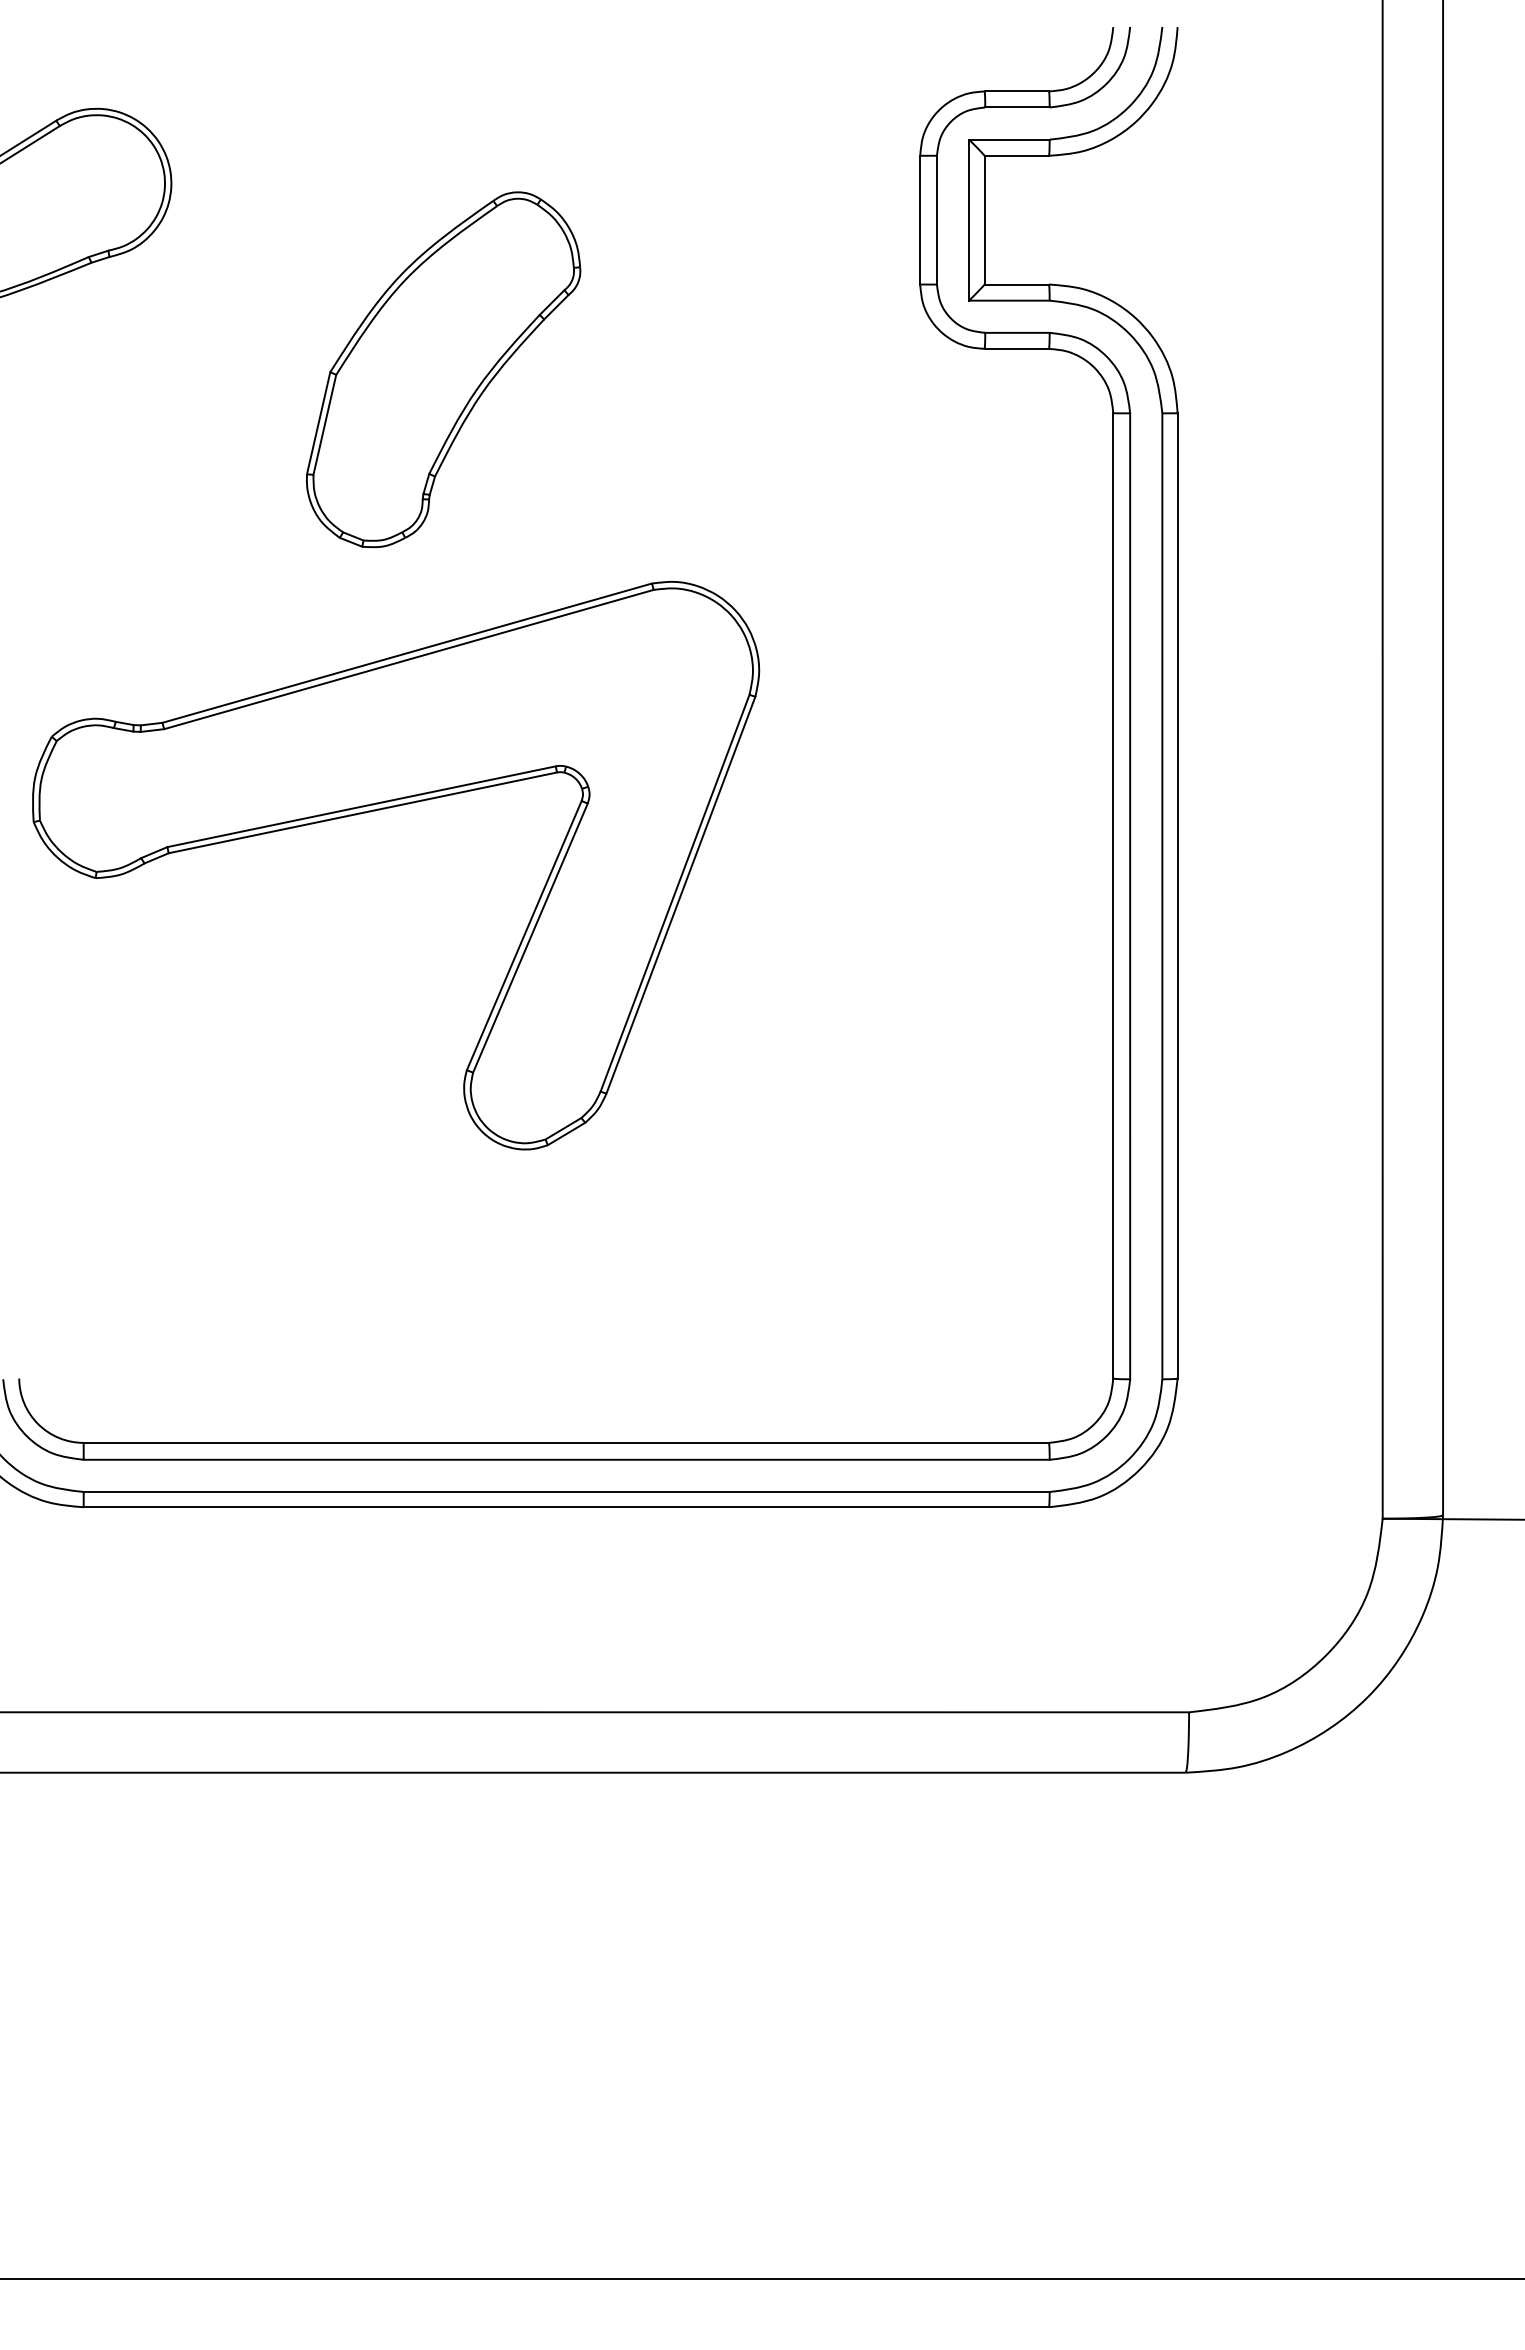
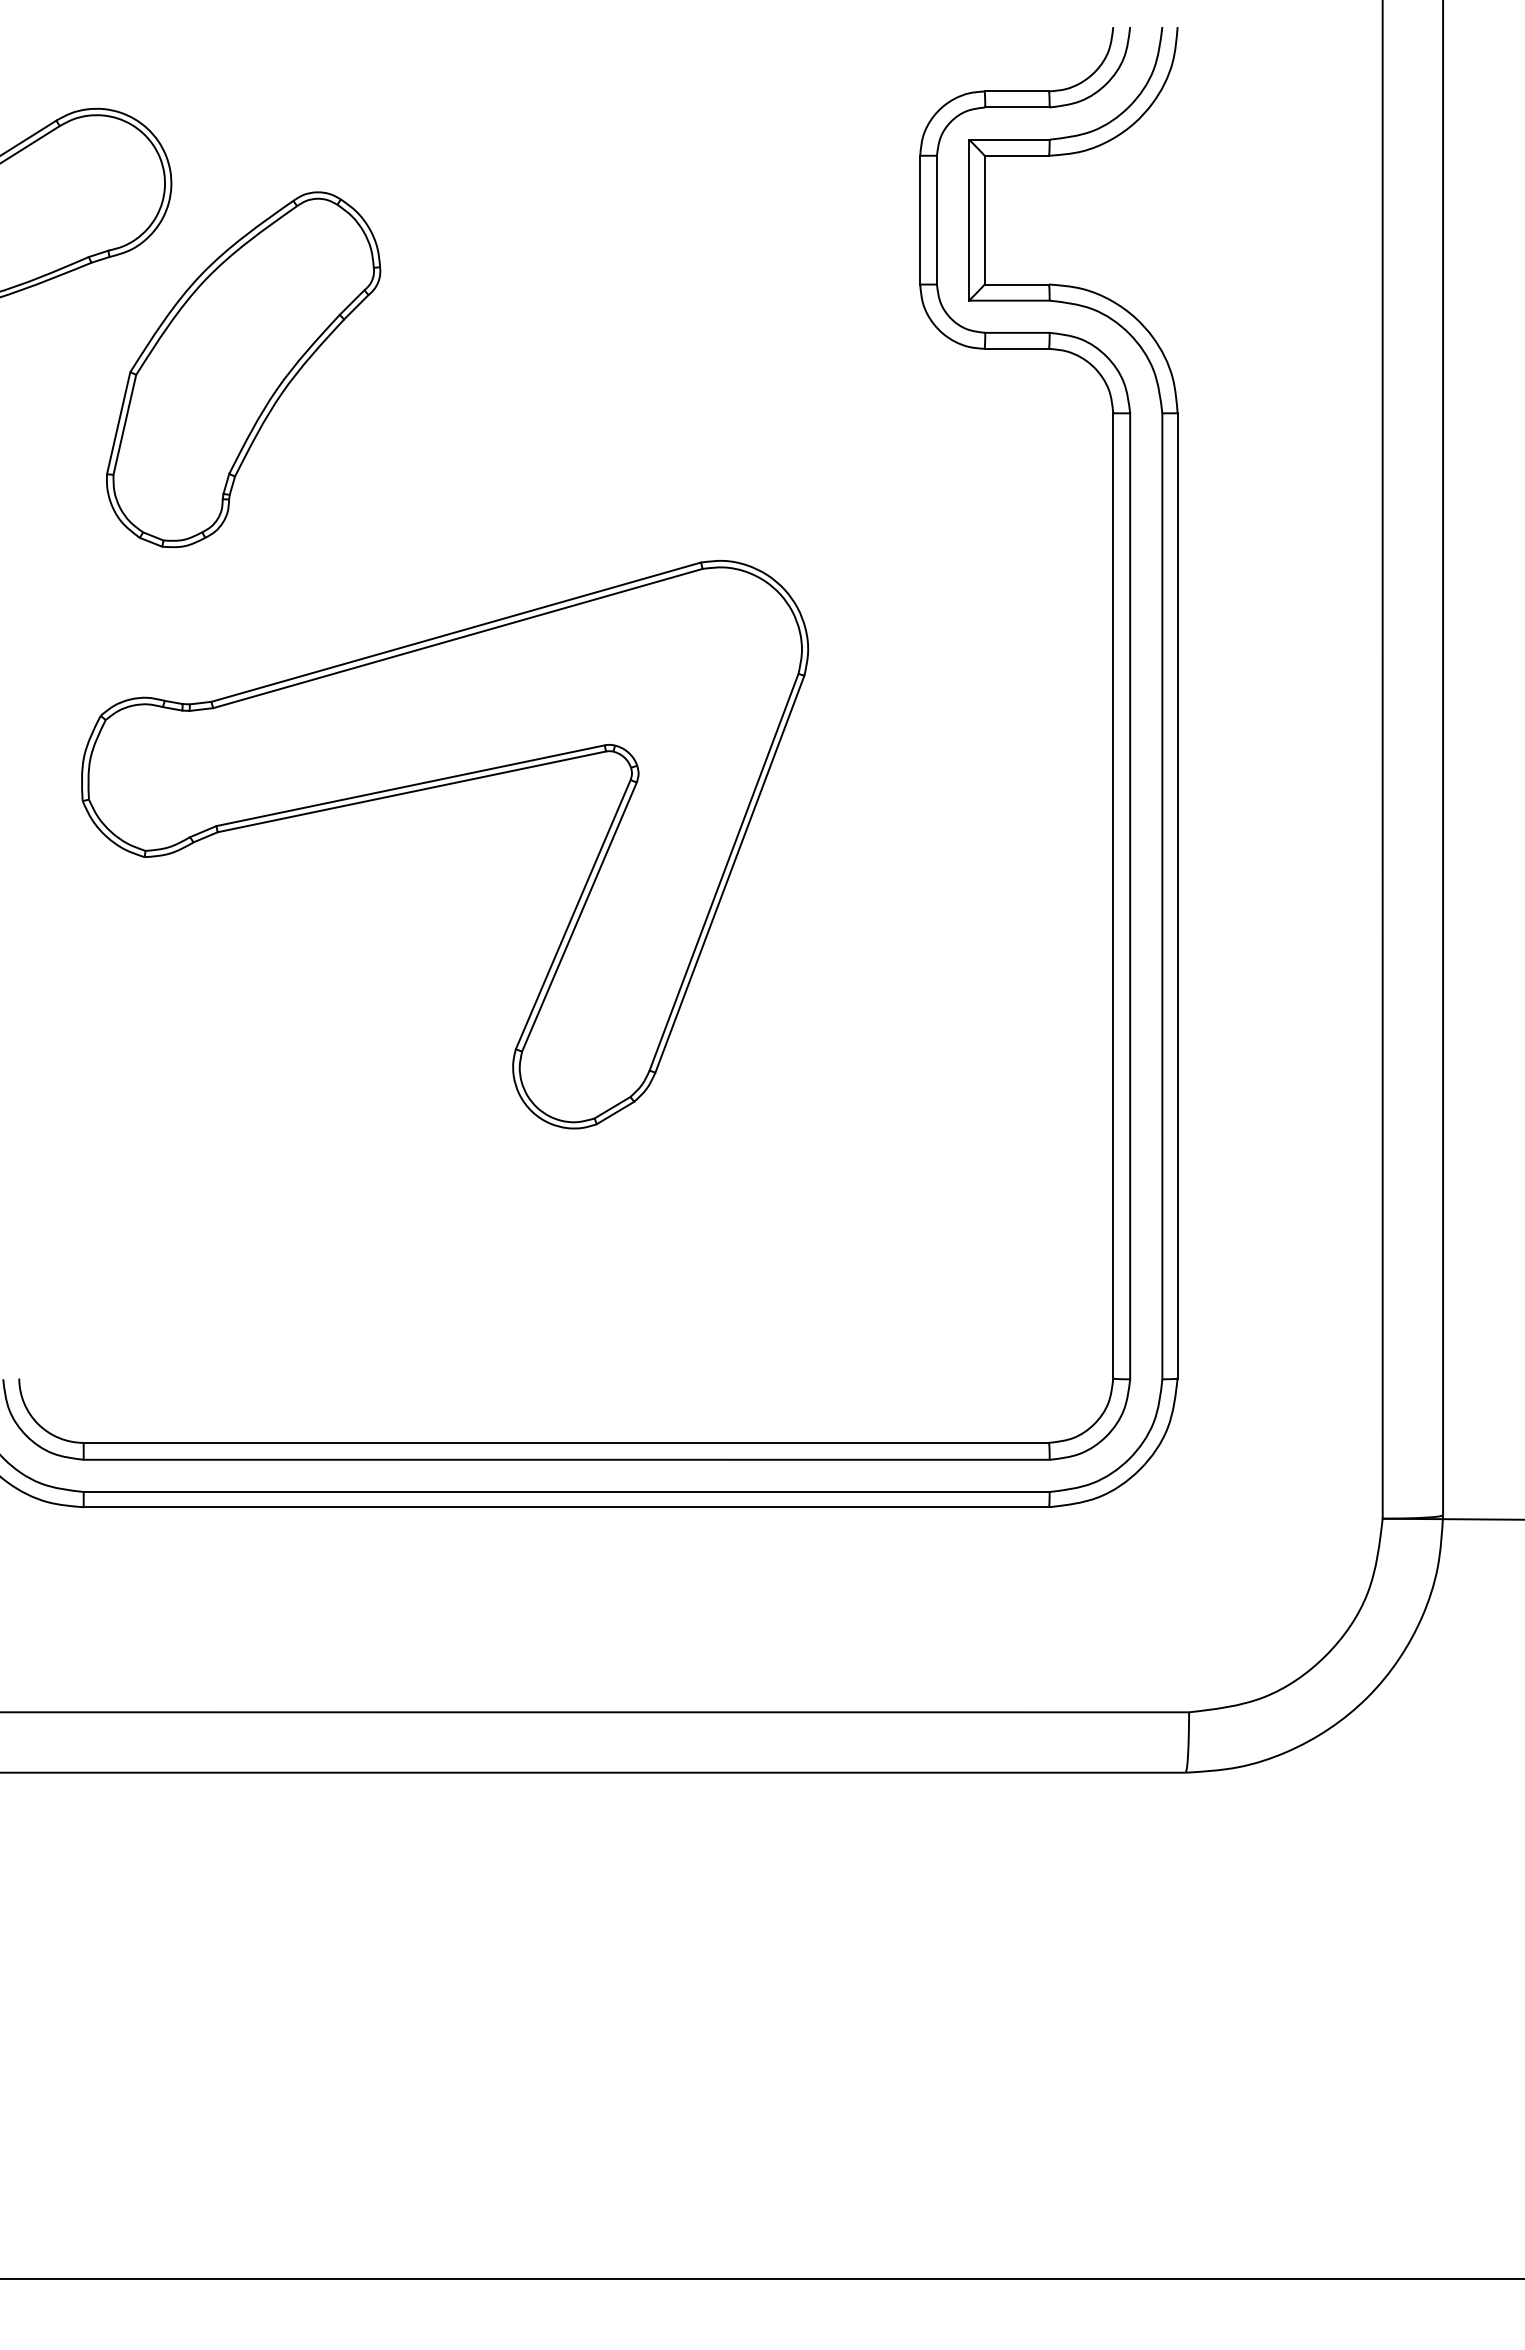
part position: (443, 369) -> (243, 369) (243, 369)
part position: (385, 809) -> (434, 788) (434, 788)
